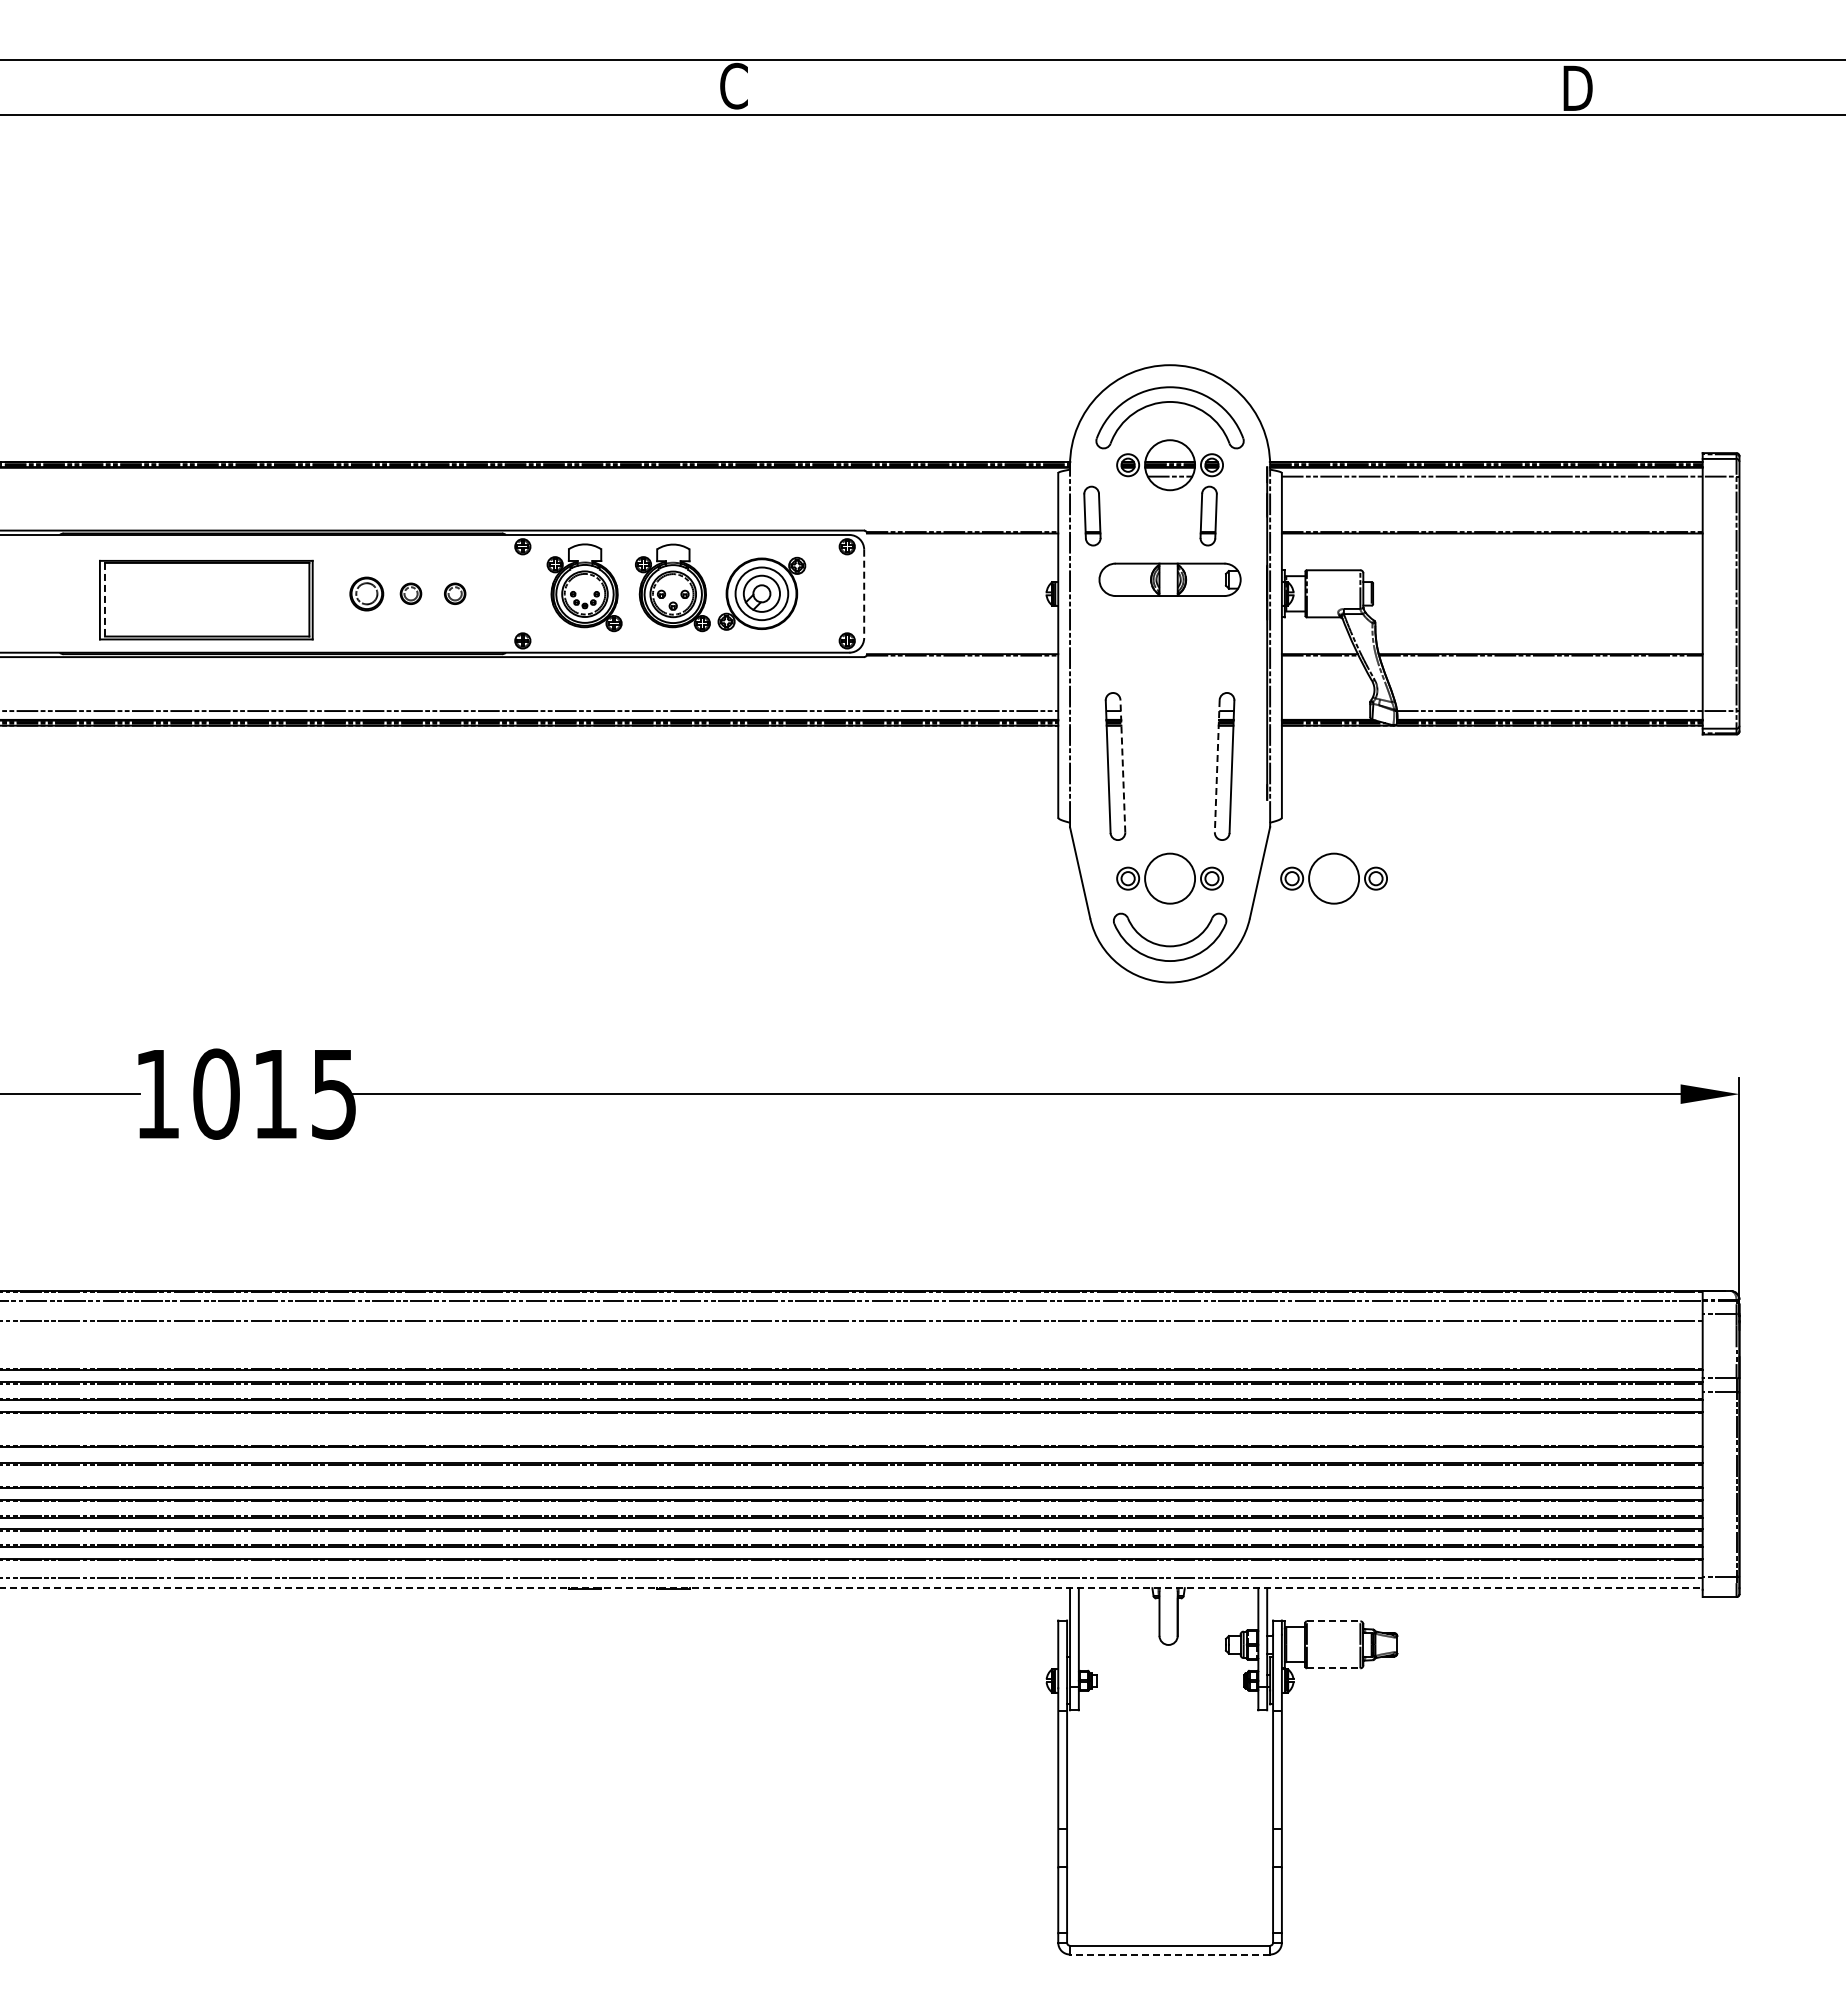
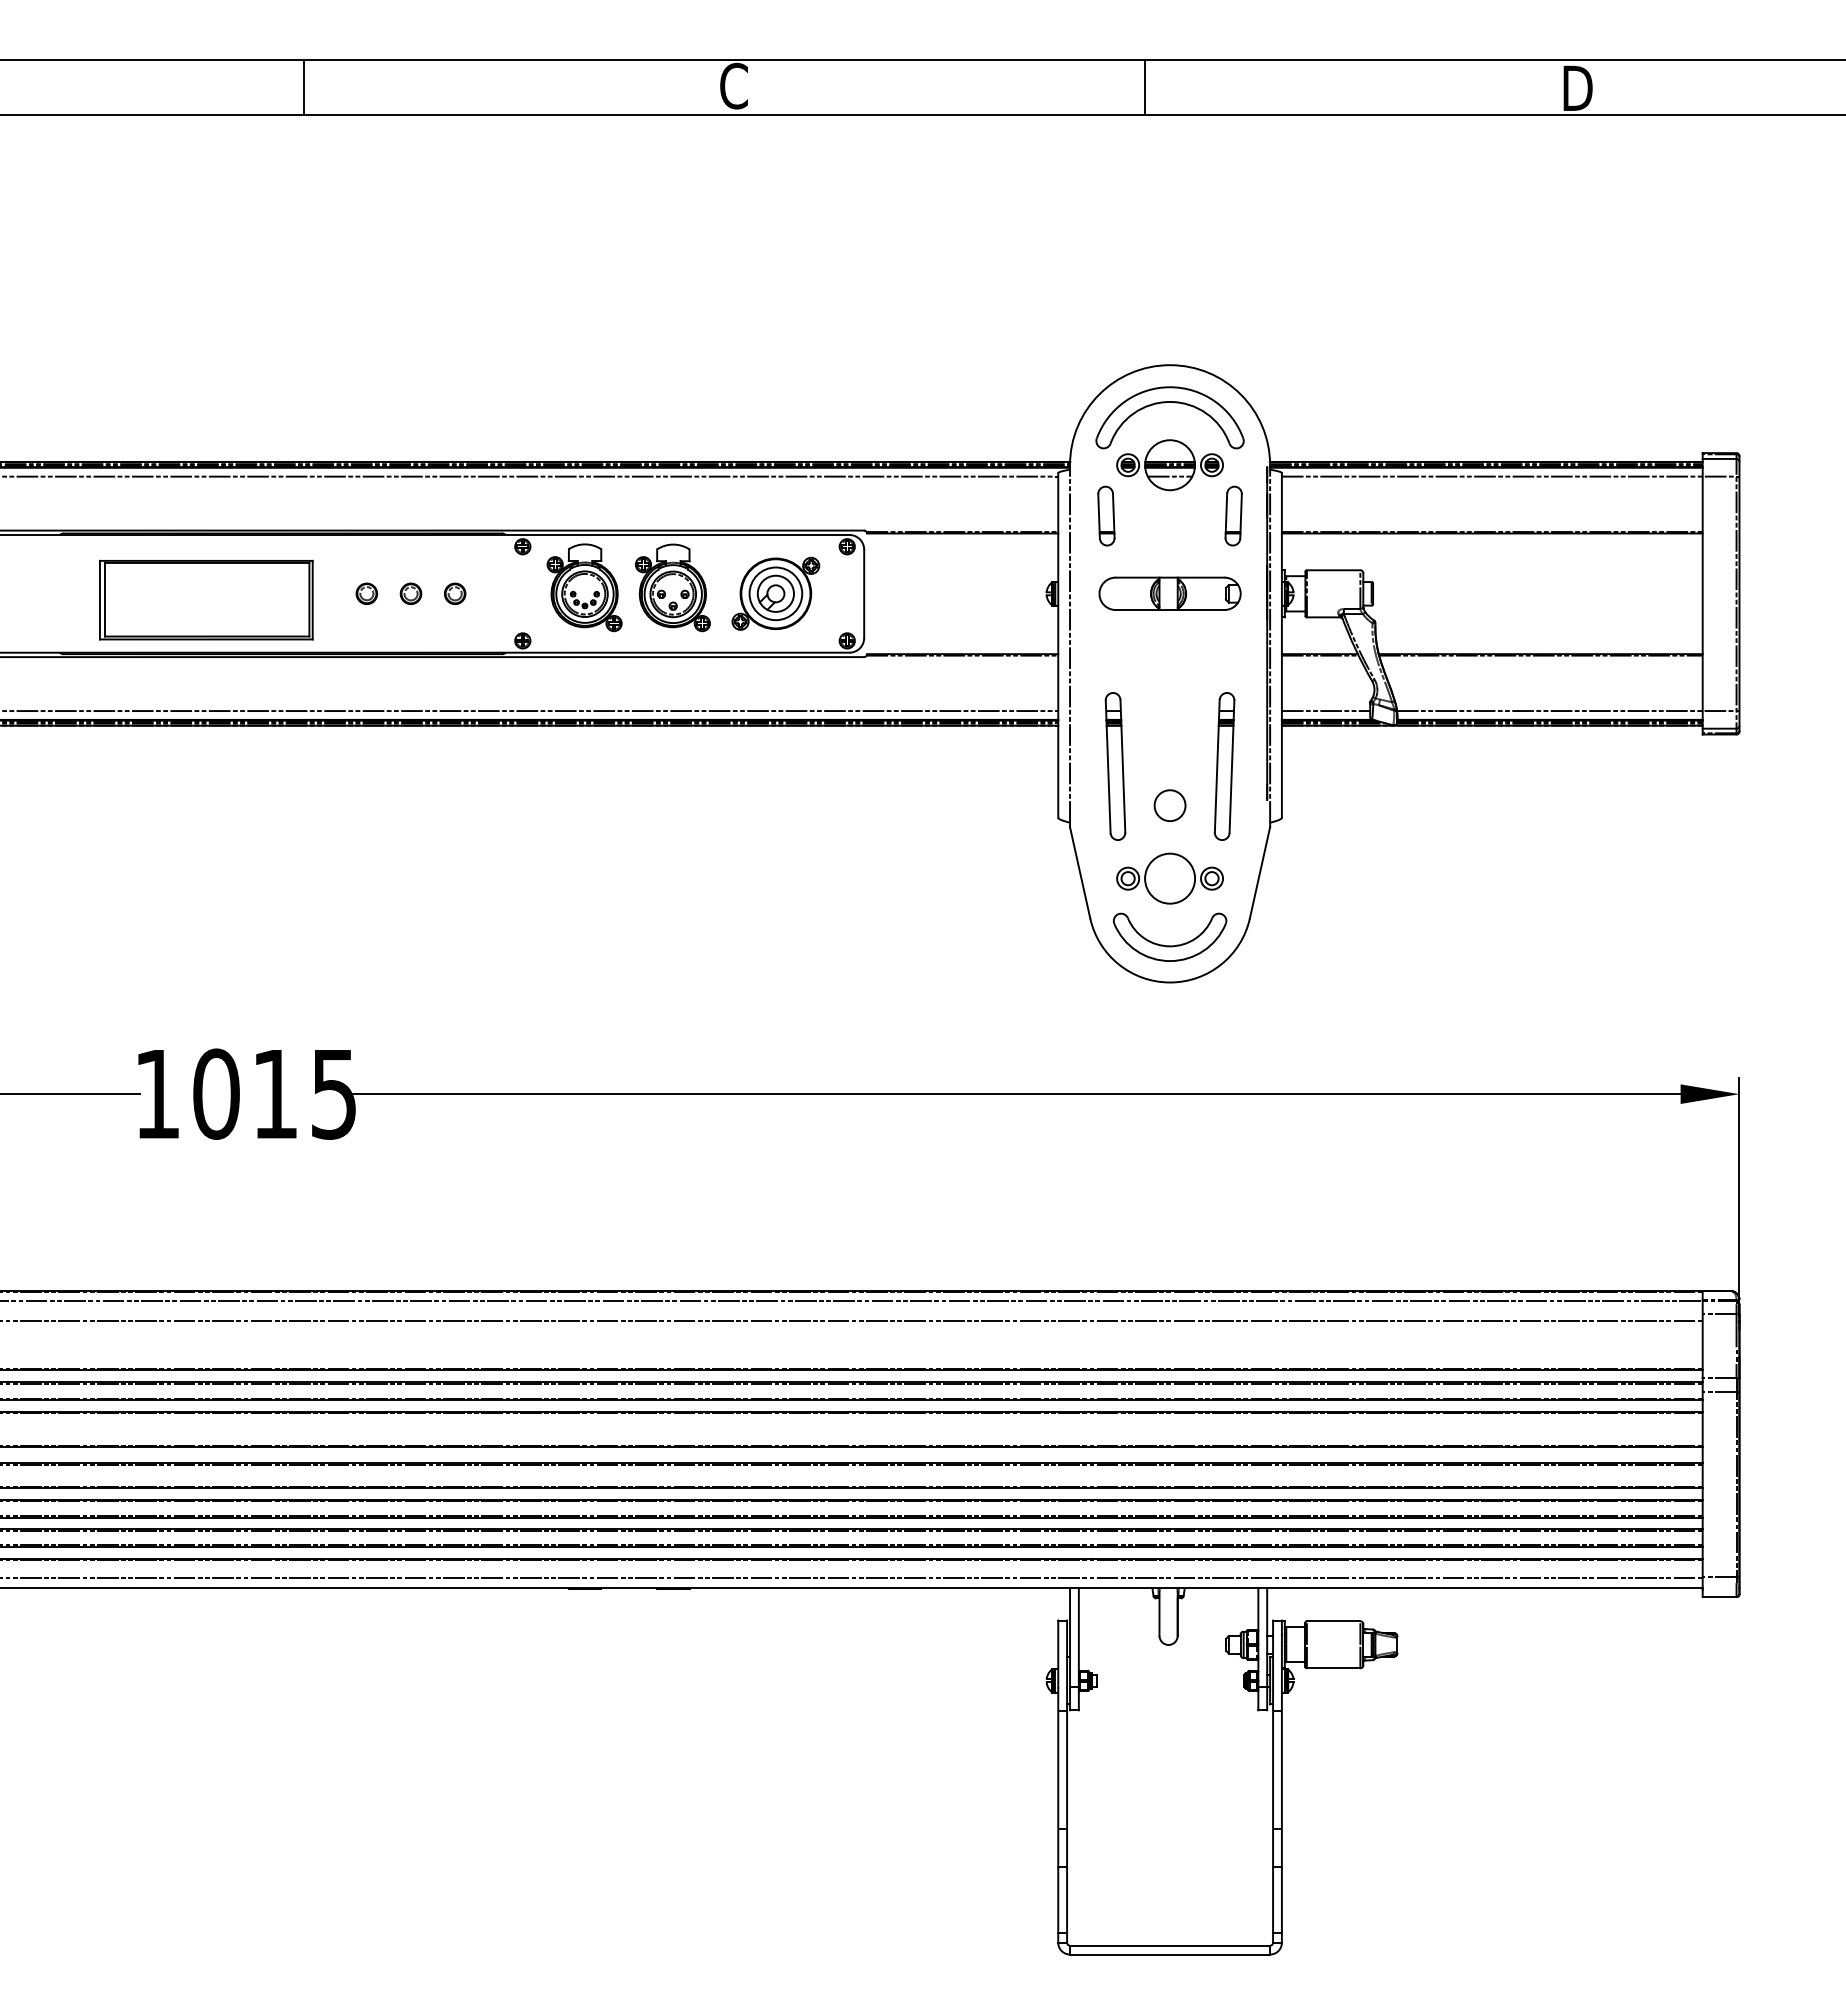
line: none -> present (303, 87)
line: none -> present (1145, 87)
line: none -> present (530, 476)
part position: (1092, 515) -> (1106, 515) (1106, 515)
part position: (1208, 515) -> (1233, 515) (1233, 515)
part position: (1169, 579) -> (1169, 593) (1169, 593)
part size: 36x36 px -> 24x23 px (366, 593)
part position: (761, 593) -> (775, 593) (775, 593)
line: dashed -> solid (864, 594)
line: dashed -> solid (104, 599)
line: none -> present (1325, 711)
line: dashed -> solid (1122, 765)
line: dashed -> solid (1217, 766)
circle: none -> present (1169, 805)
part: present -> none (1333, 878)
line: dashed -> solid (851, 1588)
line: dashed -> solid (1333, 1621)
line: dashed -> solid (1333, 1668)
line: dashed -> solid (1169, 1954)
